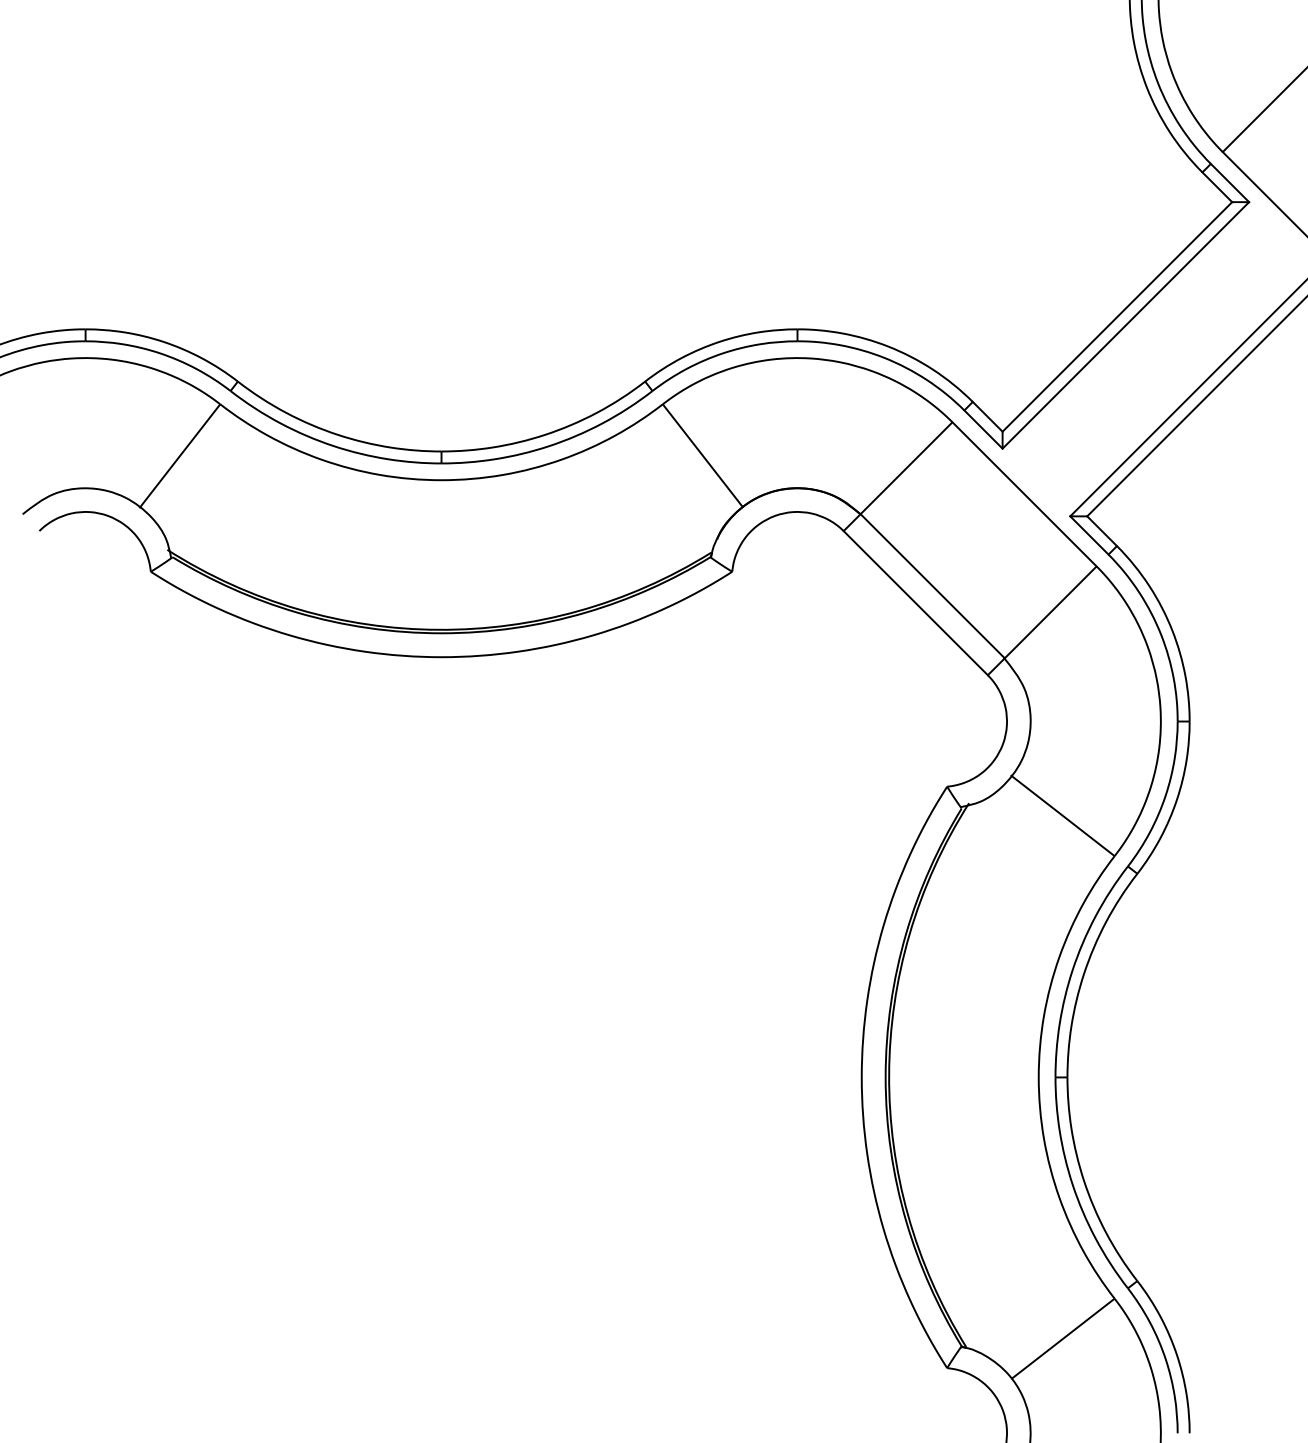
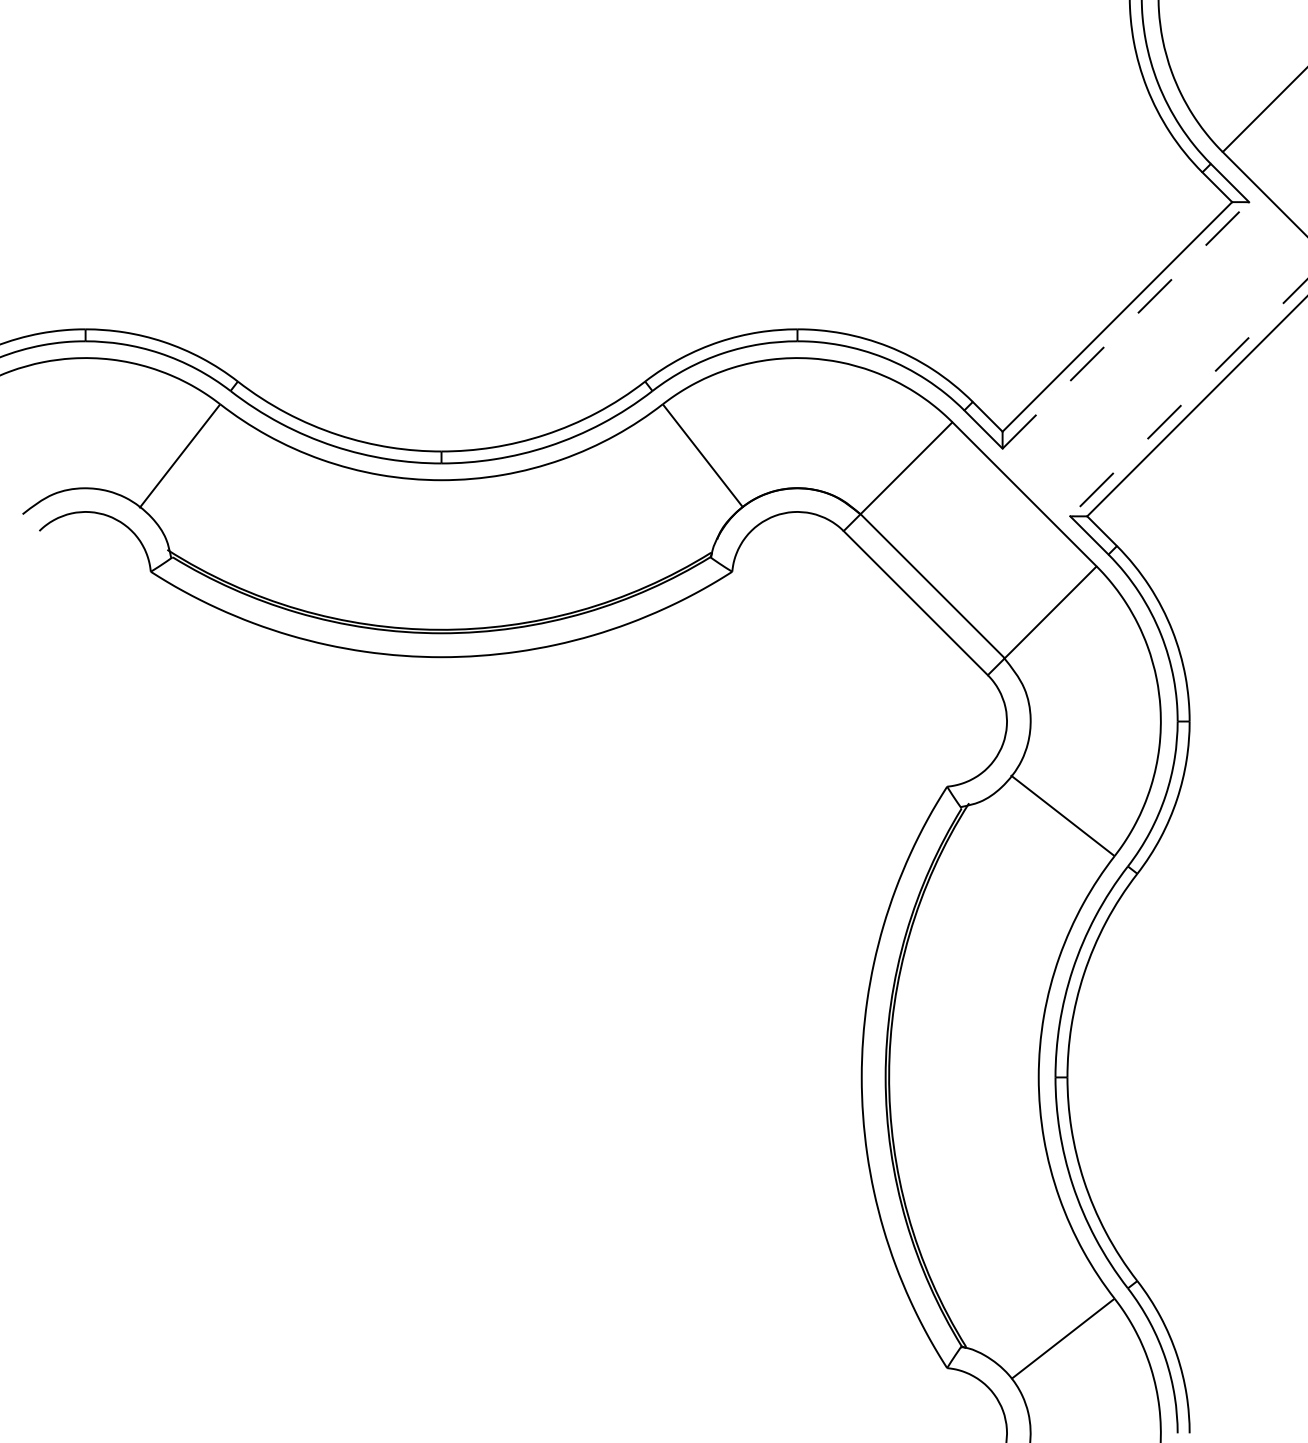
line: solid -> dashed (1126, 325)
line: solid -> dashed (1188, 397)
